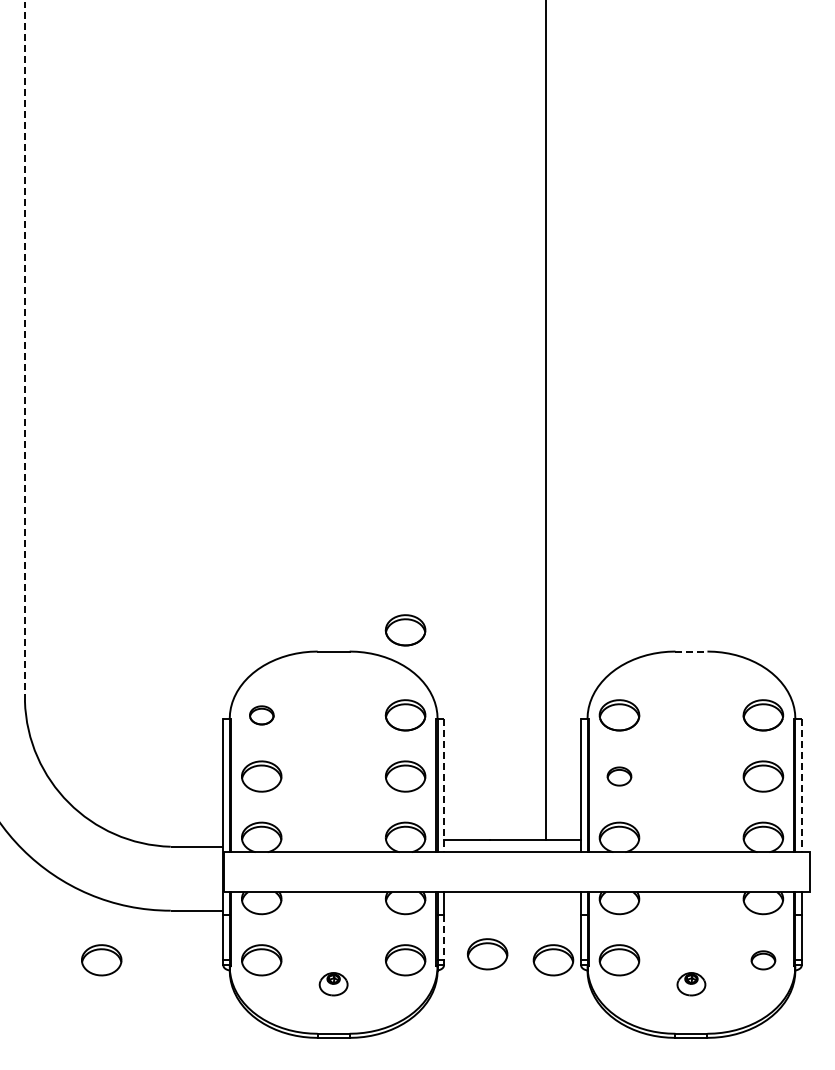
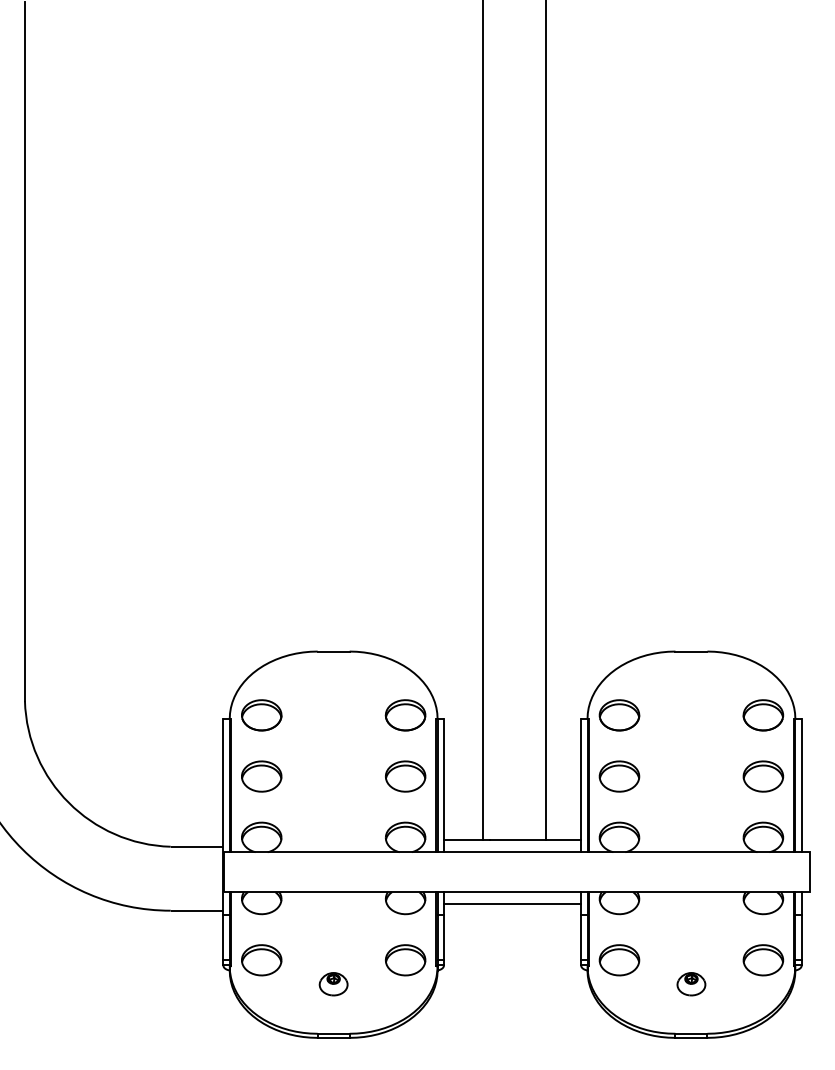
line: dashed -> solid (24, 351)
line: none -> present (482, 421)
part: present -> none (405, 630)
line: dashed -> solid (691, 651)
part size: 26x21 px -> 42x33 px (261, 715)
part size: 27x21 px -> 43x33 px (619, 776)
line: dashed -> solid (444, 785)
line: dashed -> solid (801, 785)
line: none -> present (512, 904)
line: dashed -> solid (444, 937)
part: present -> none (487, 954)
part: present -> none (101, 960)
part: present -> none (553, 960)
part size: 27x21 px -> 43x33 px (763, 960)
